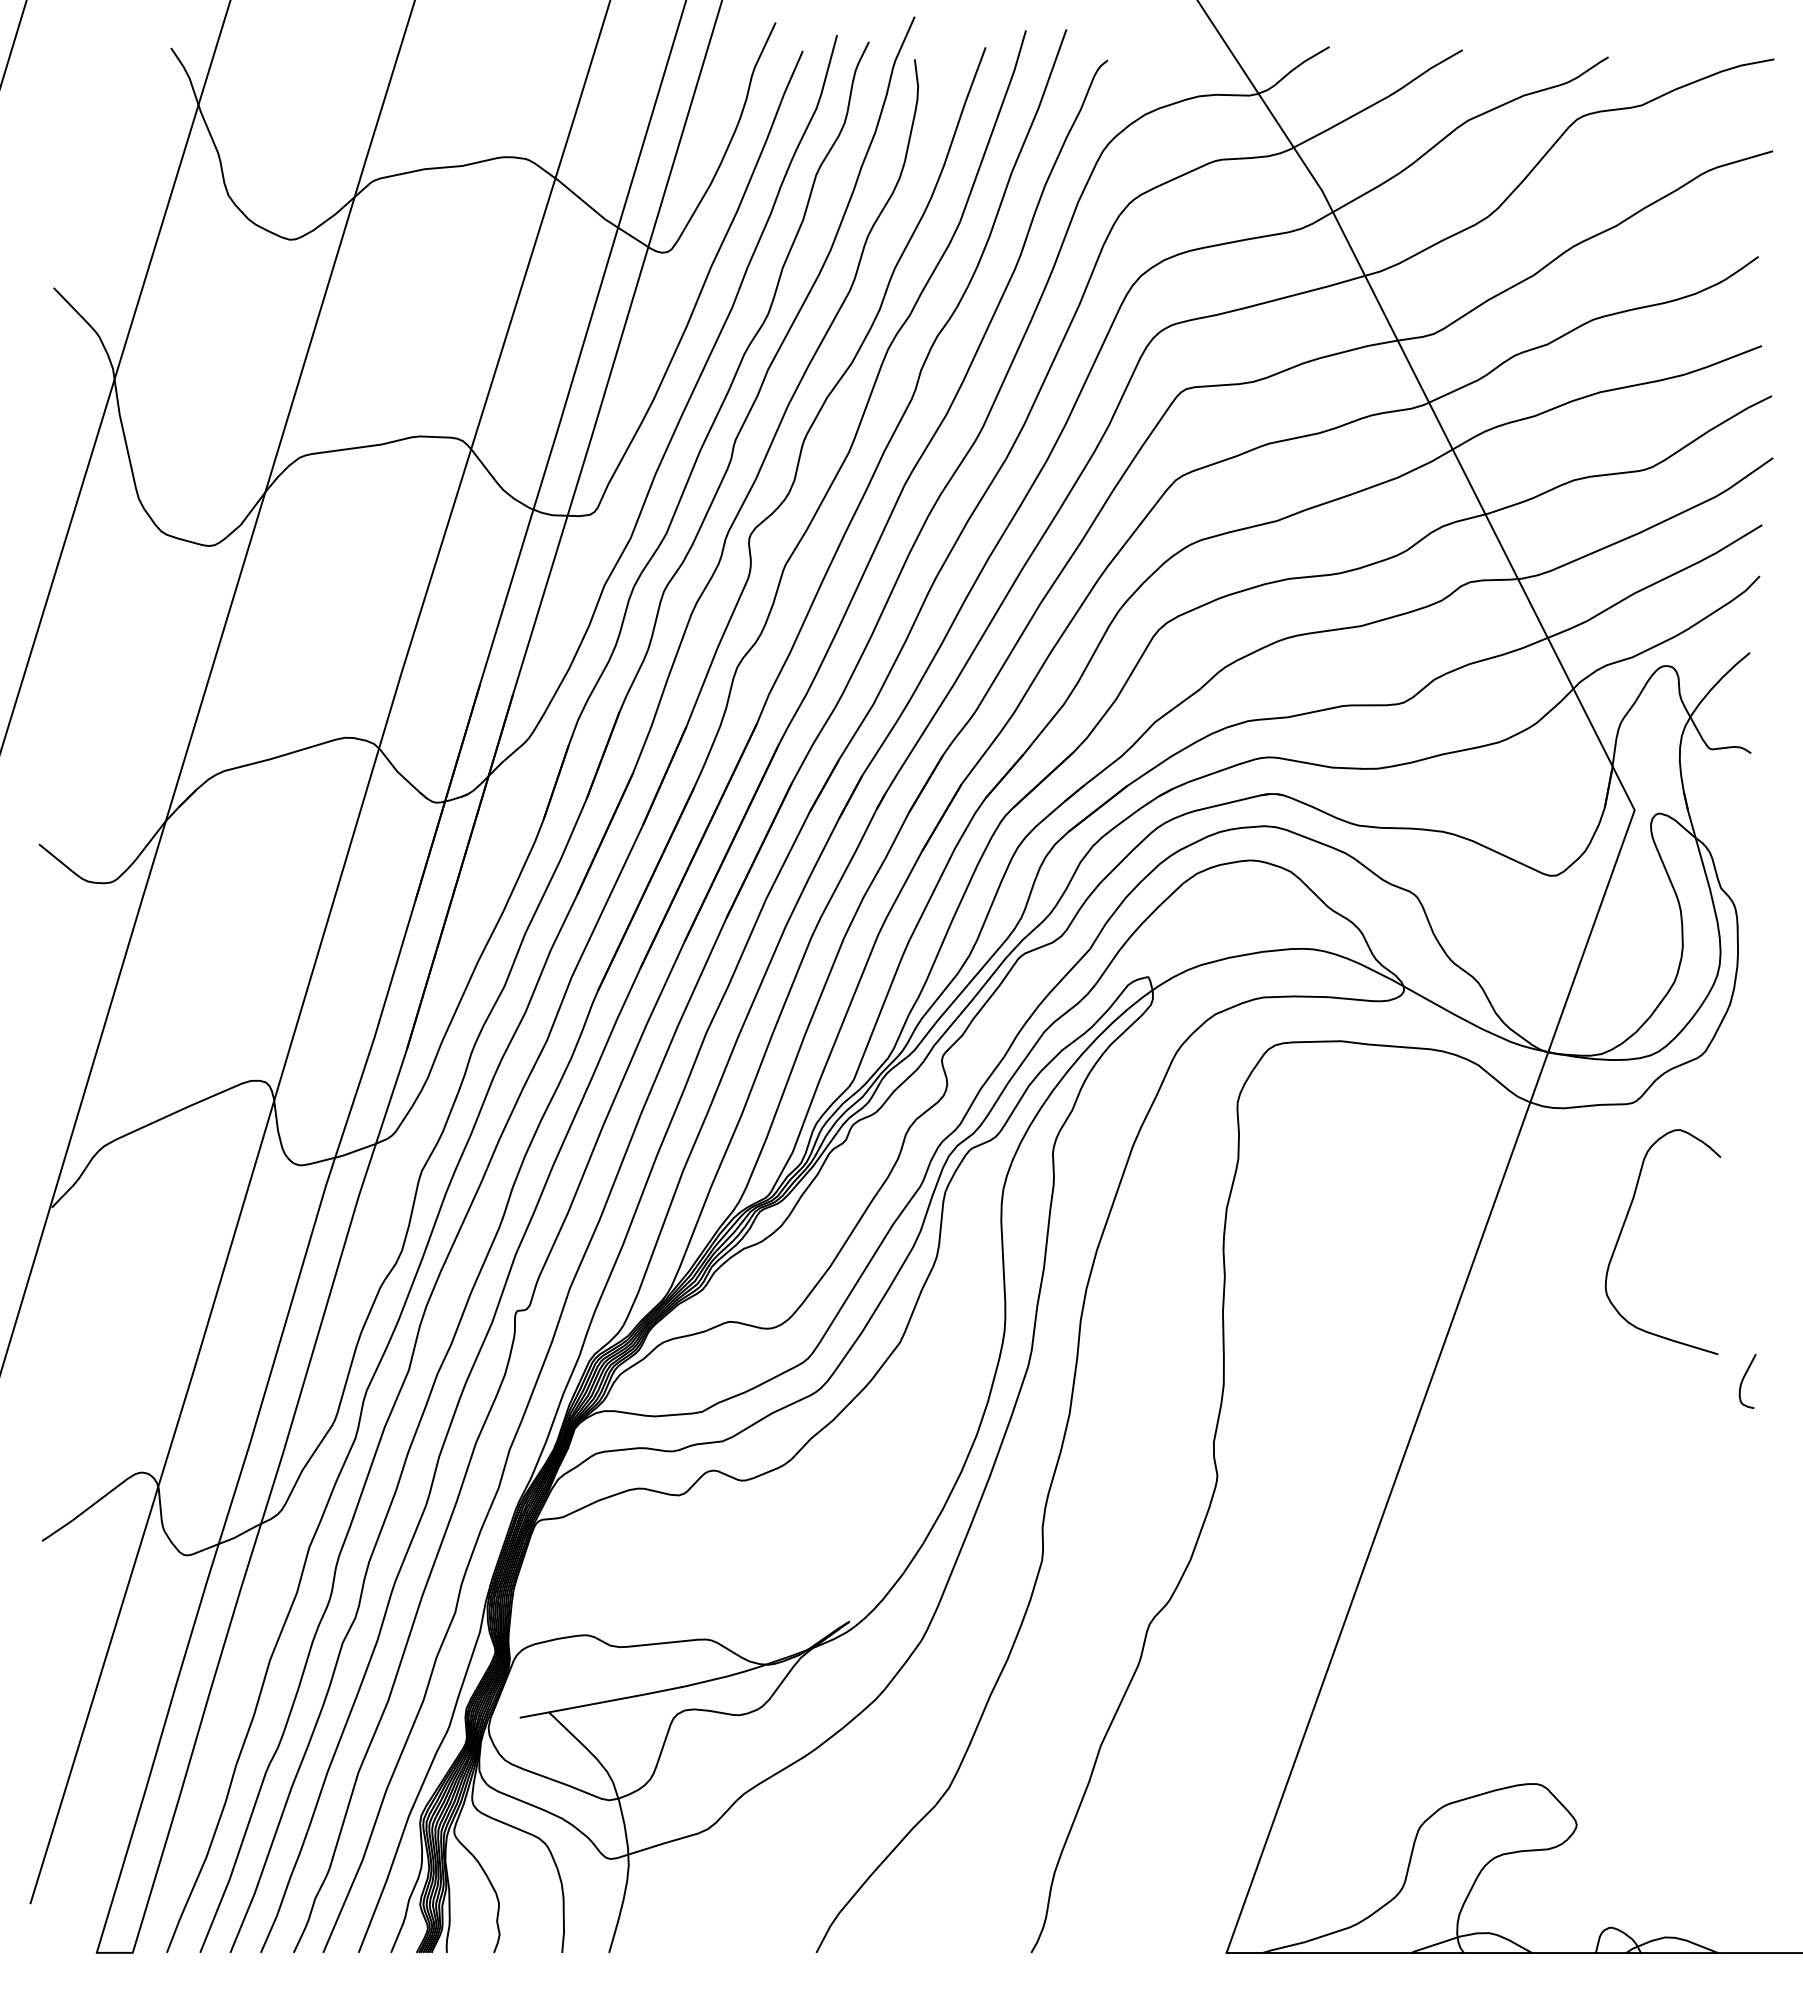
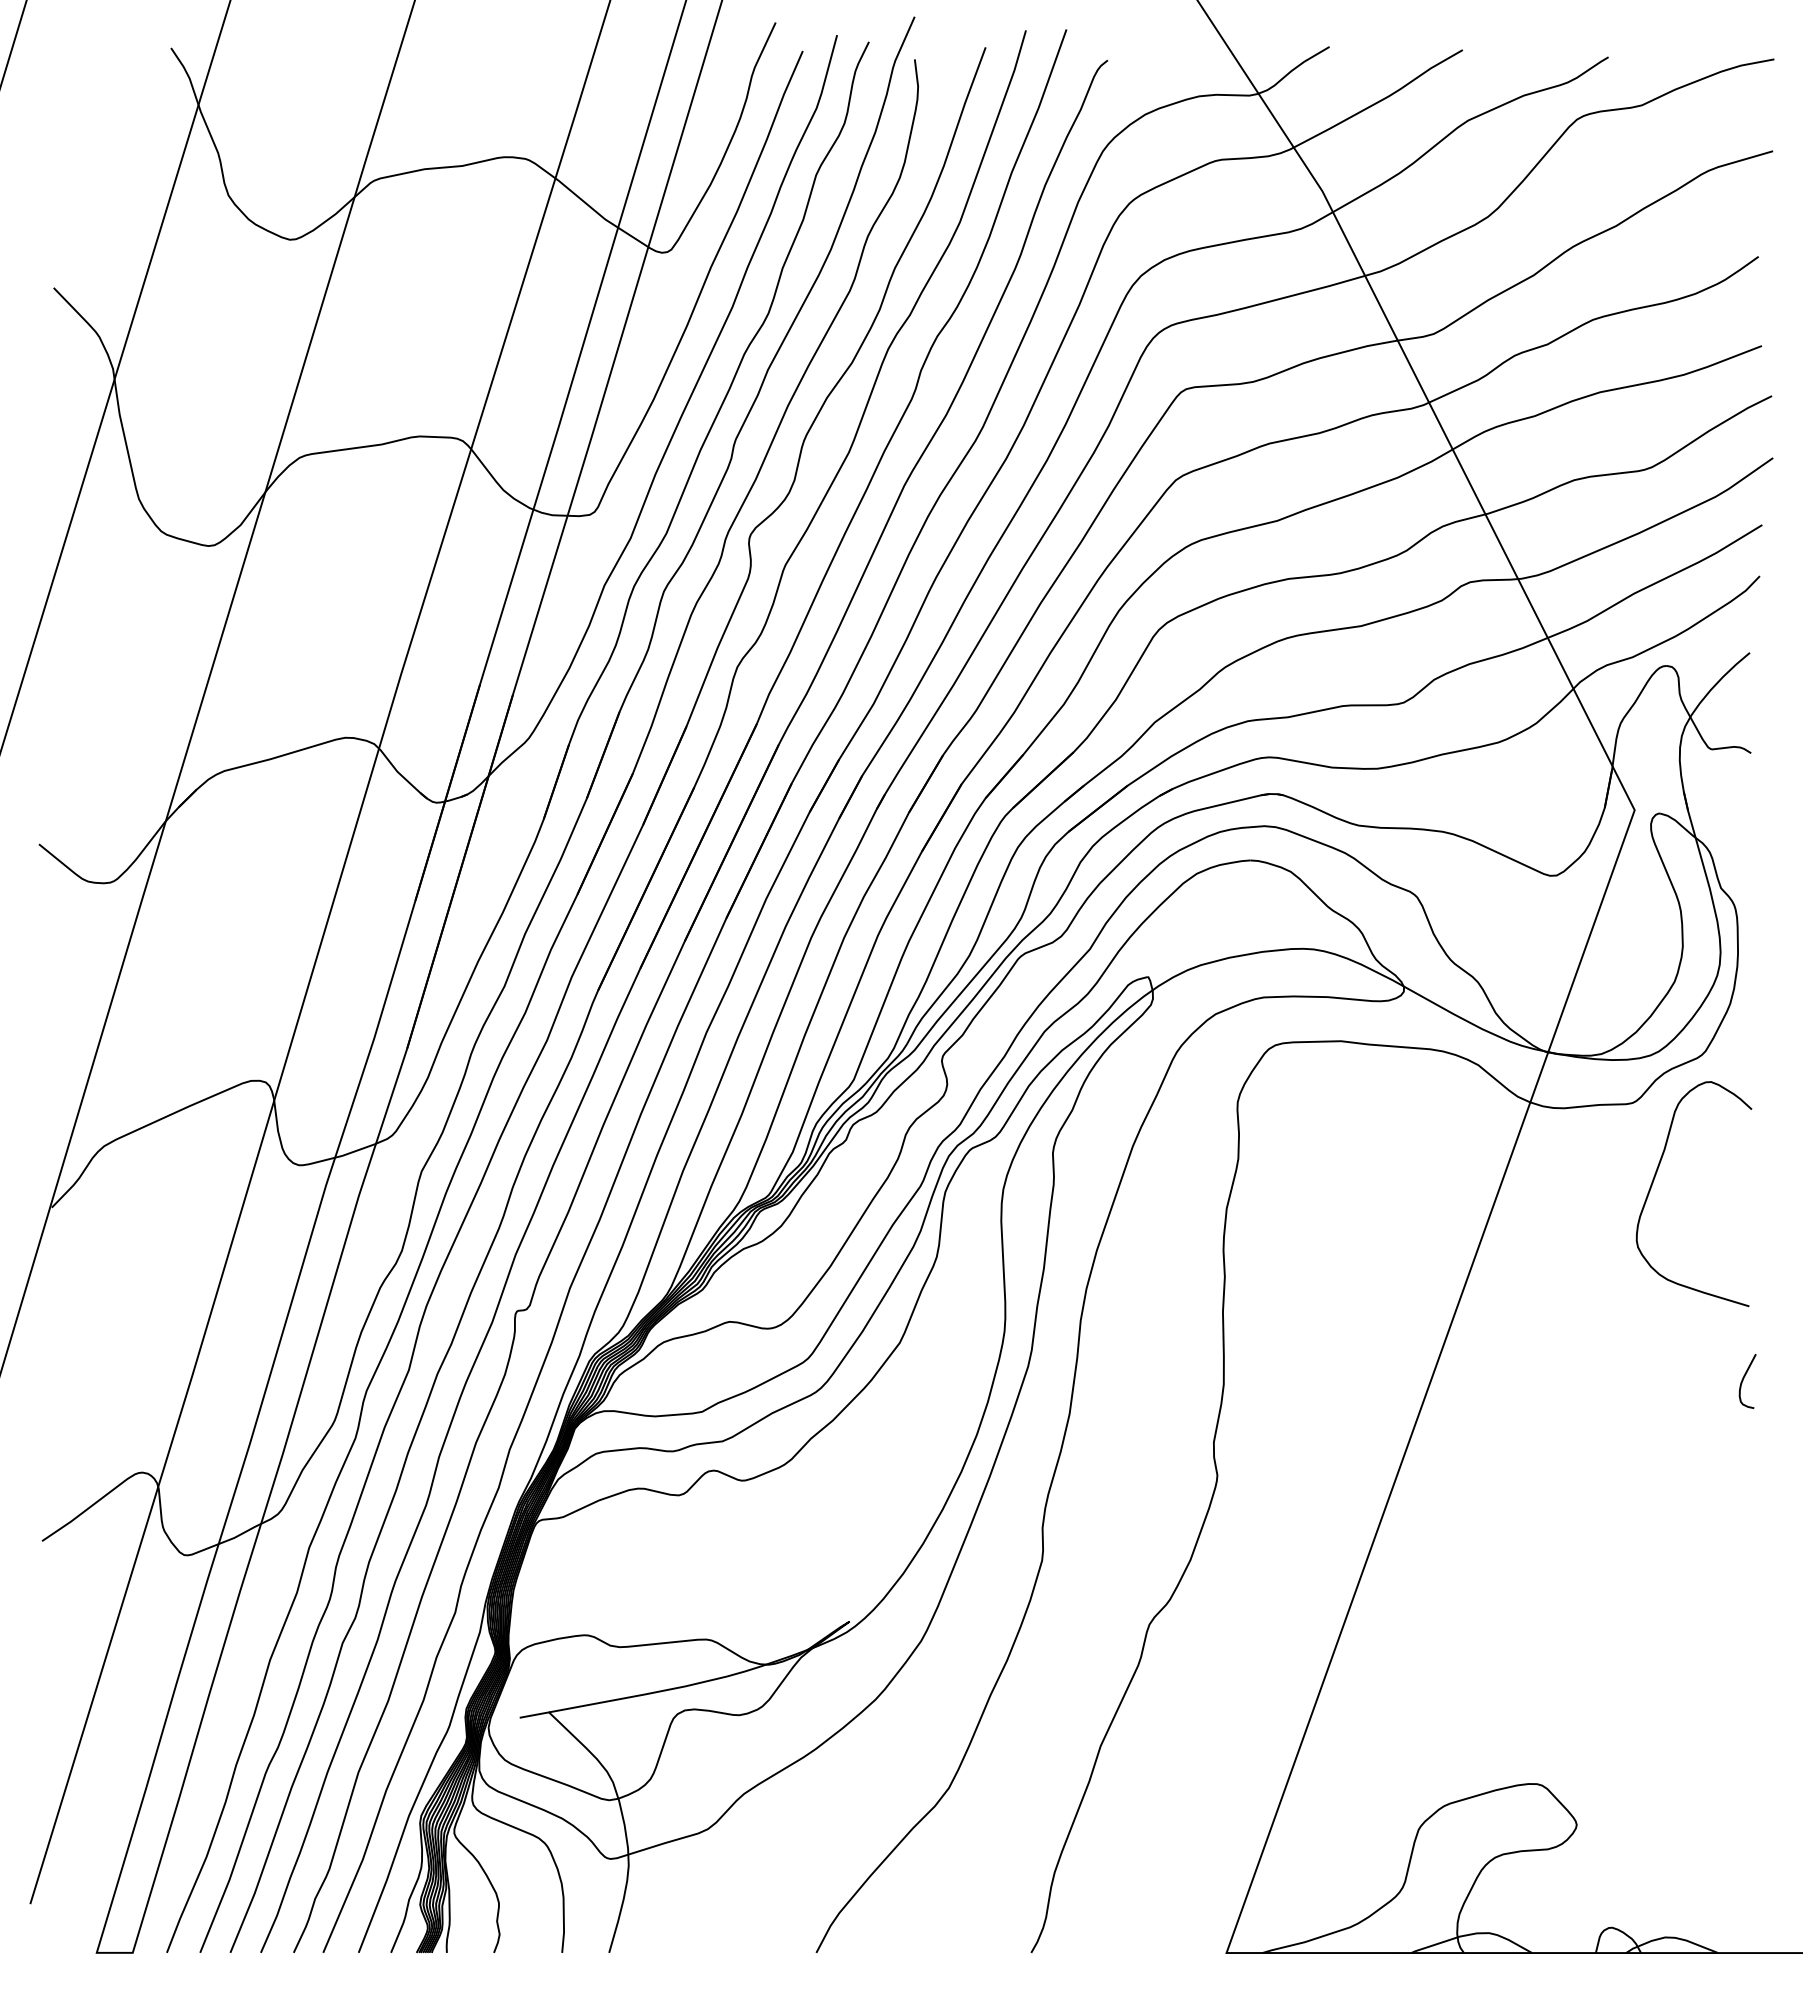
curve position: (1623, 1228) -> (1654, 1180) (1654, 1180)
